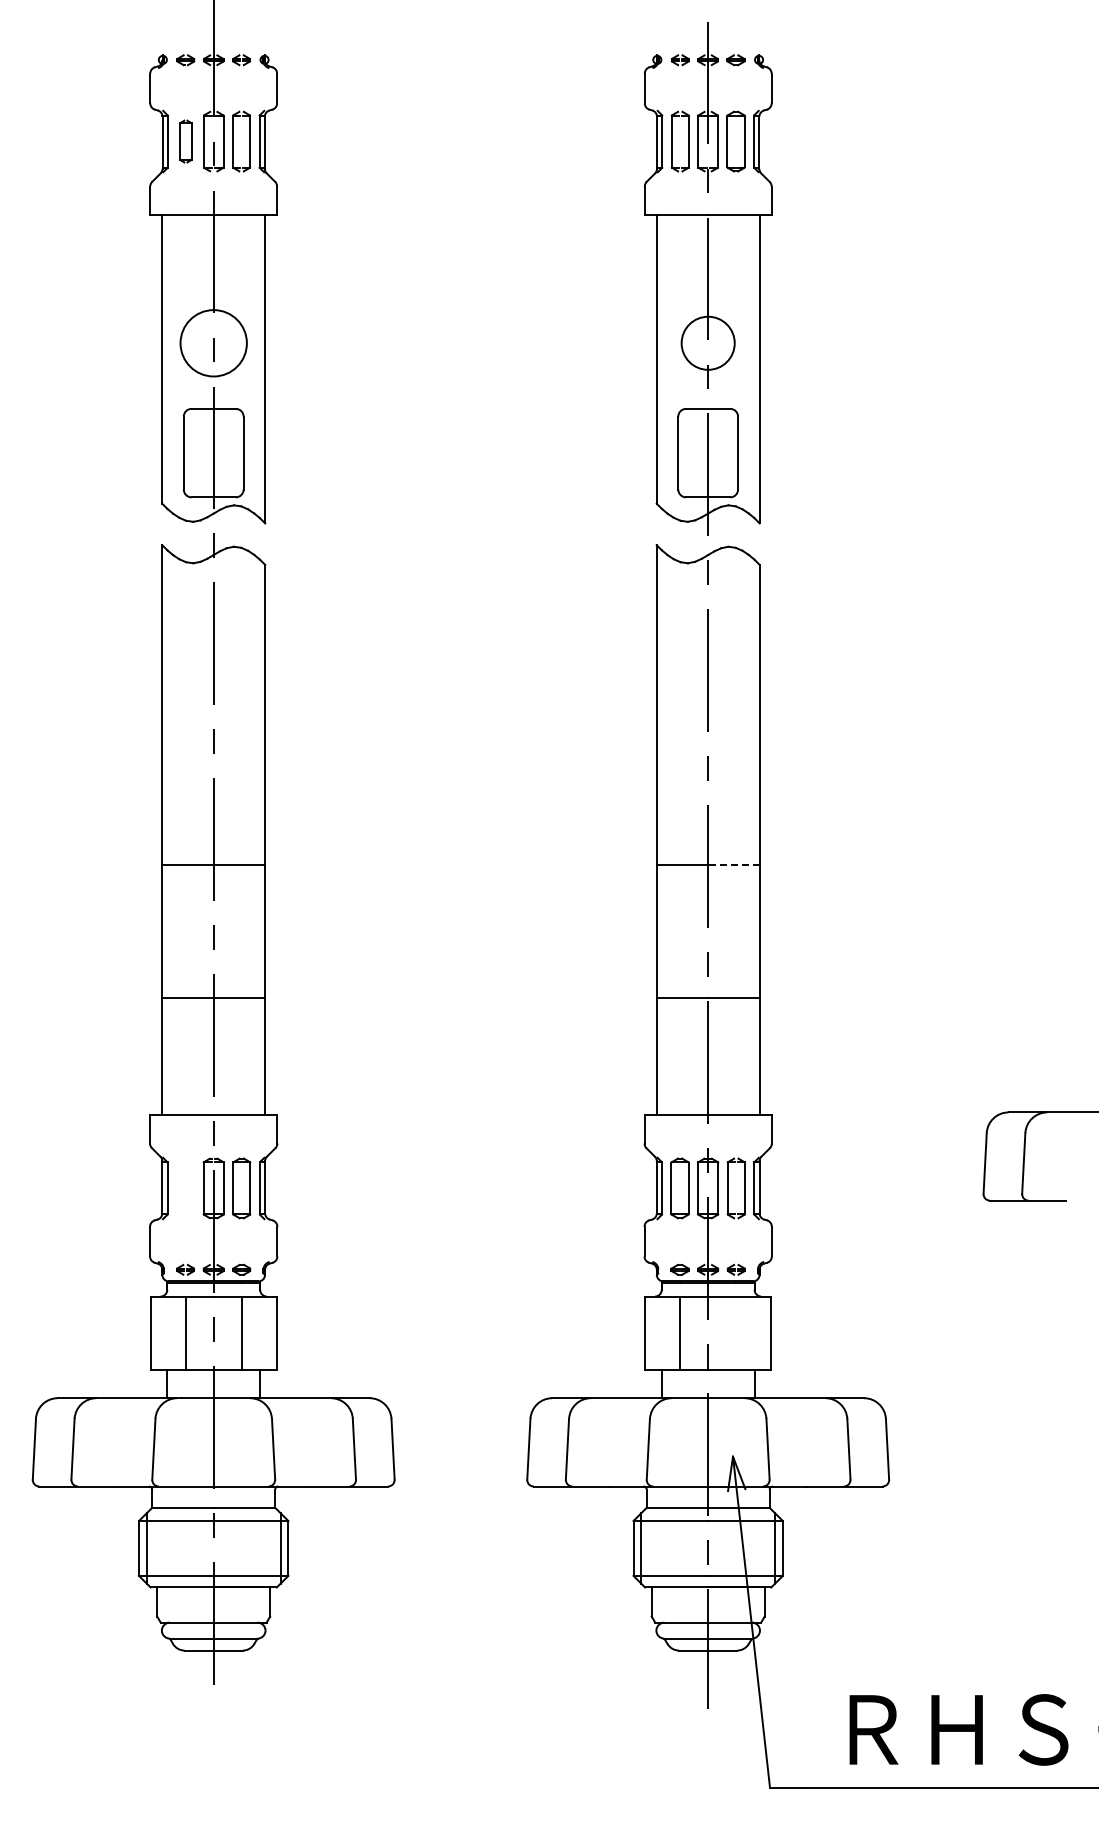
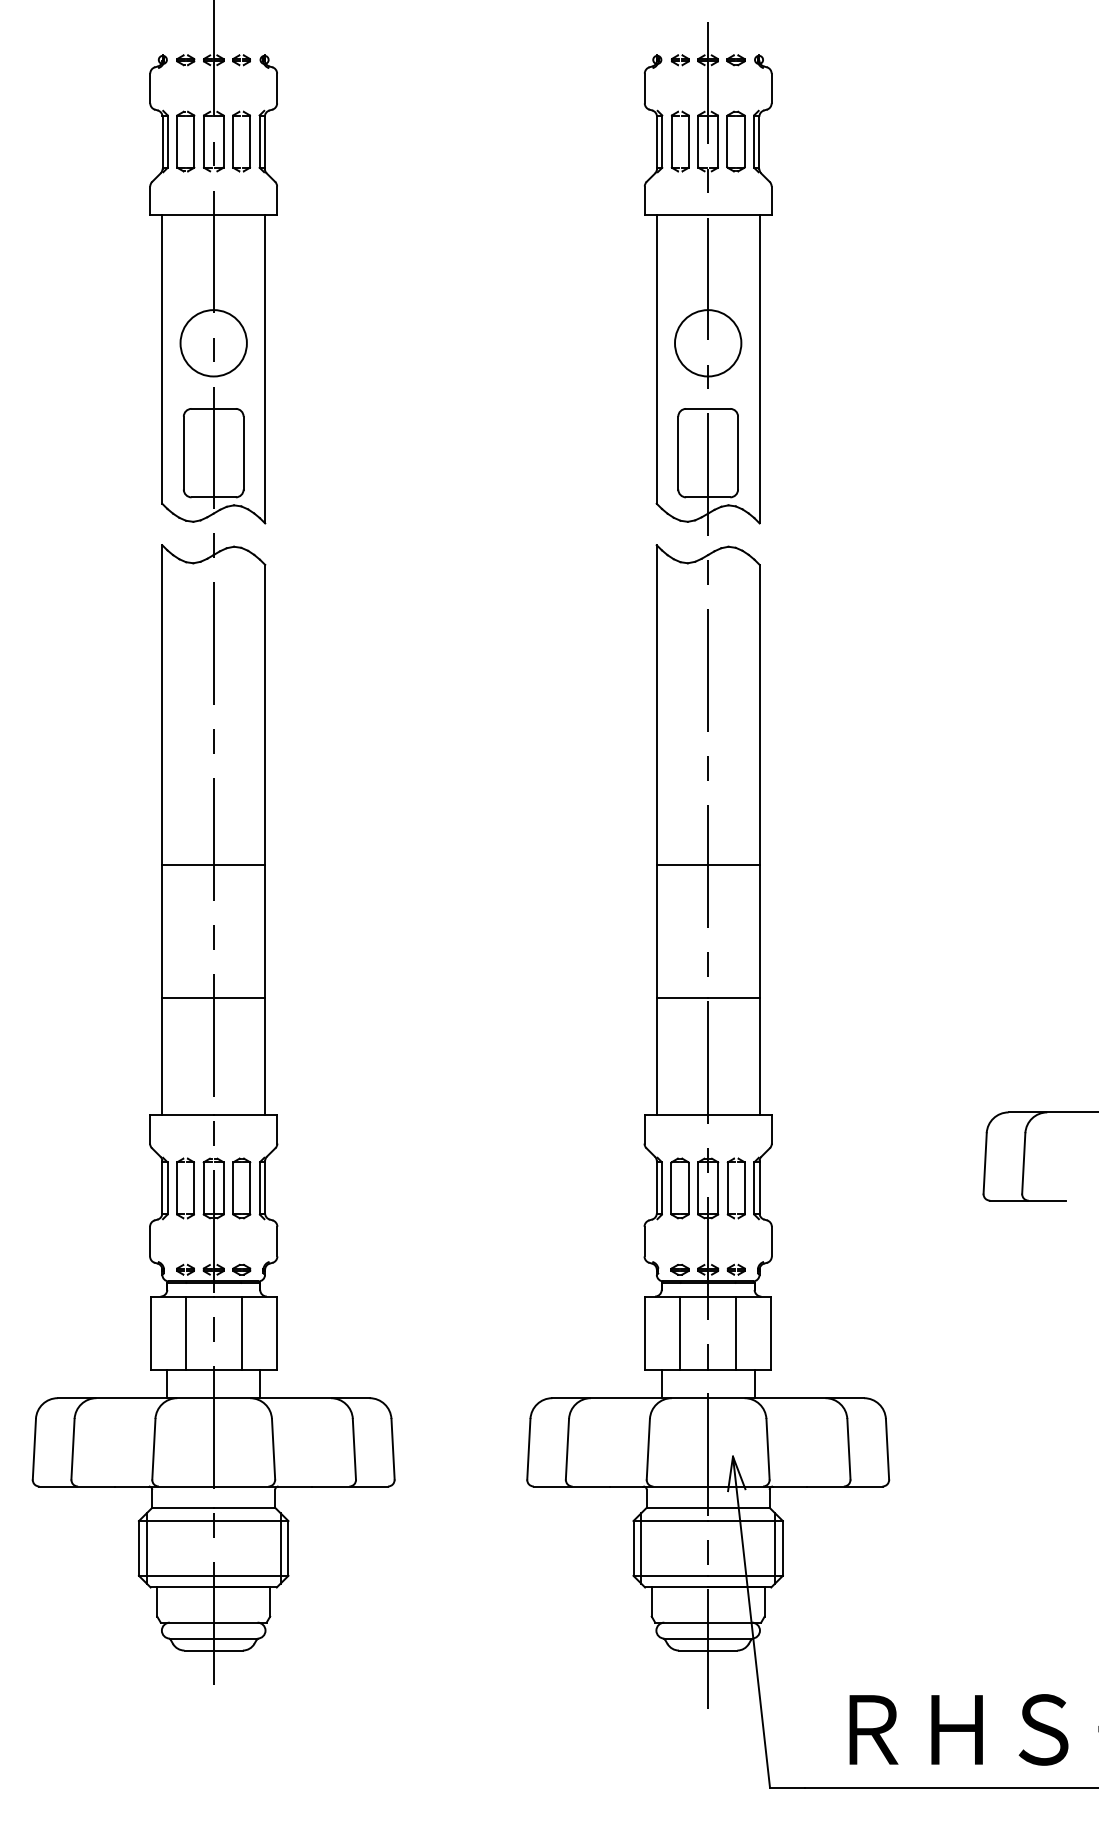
part size: 14x45 px -> 20x63 px (185, 141)
circle diameter: 53 px -> 66 px (708, 343)
line: dashed -> solid (733, 864)
part: none -> present (177, 1188)
line: none -> present (736, 1332)
